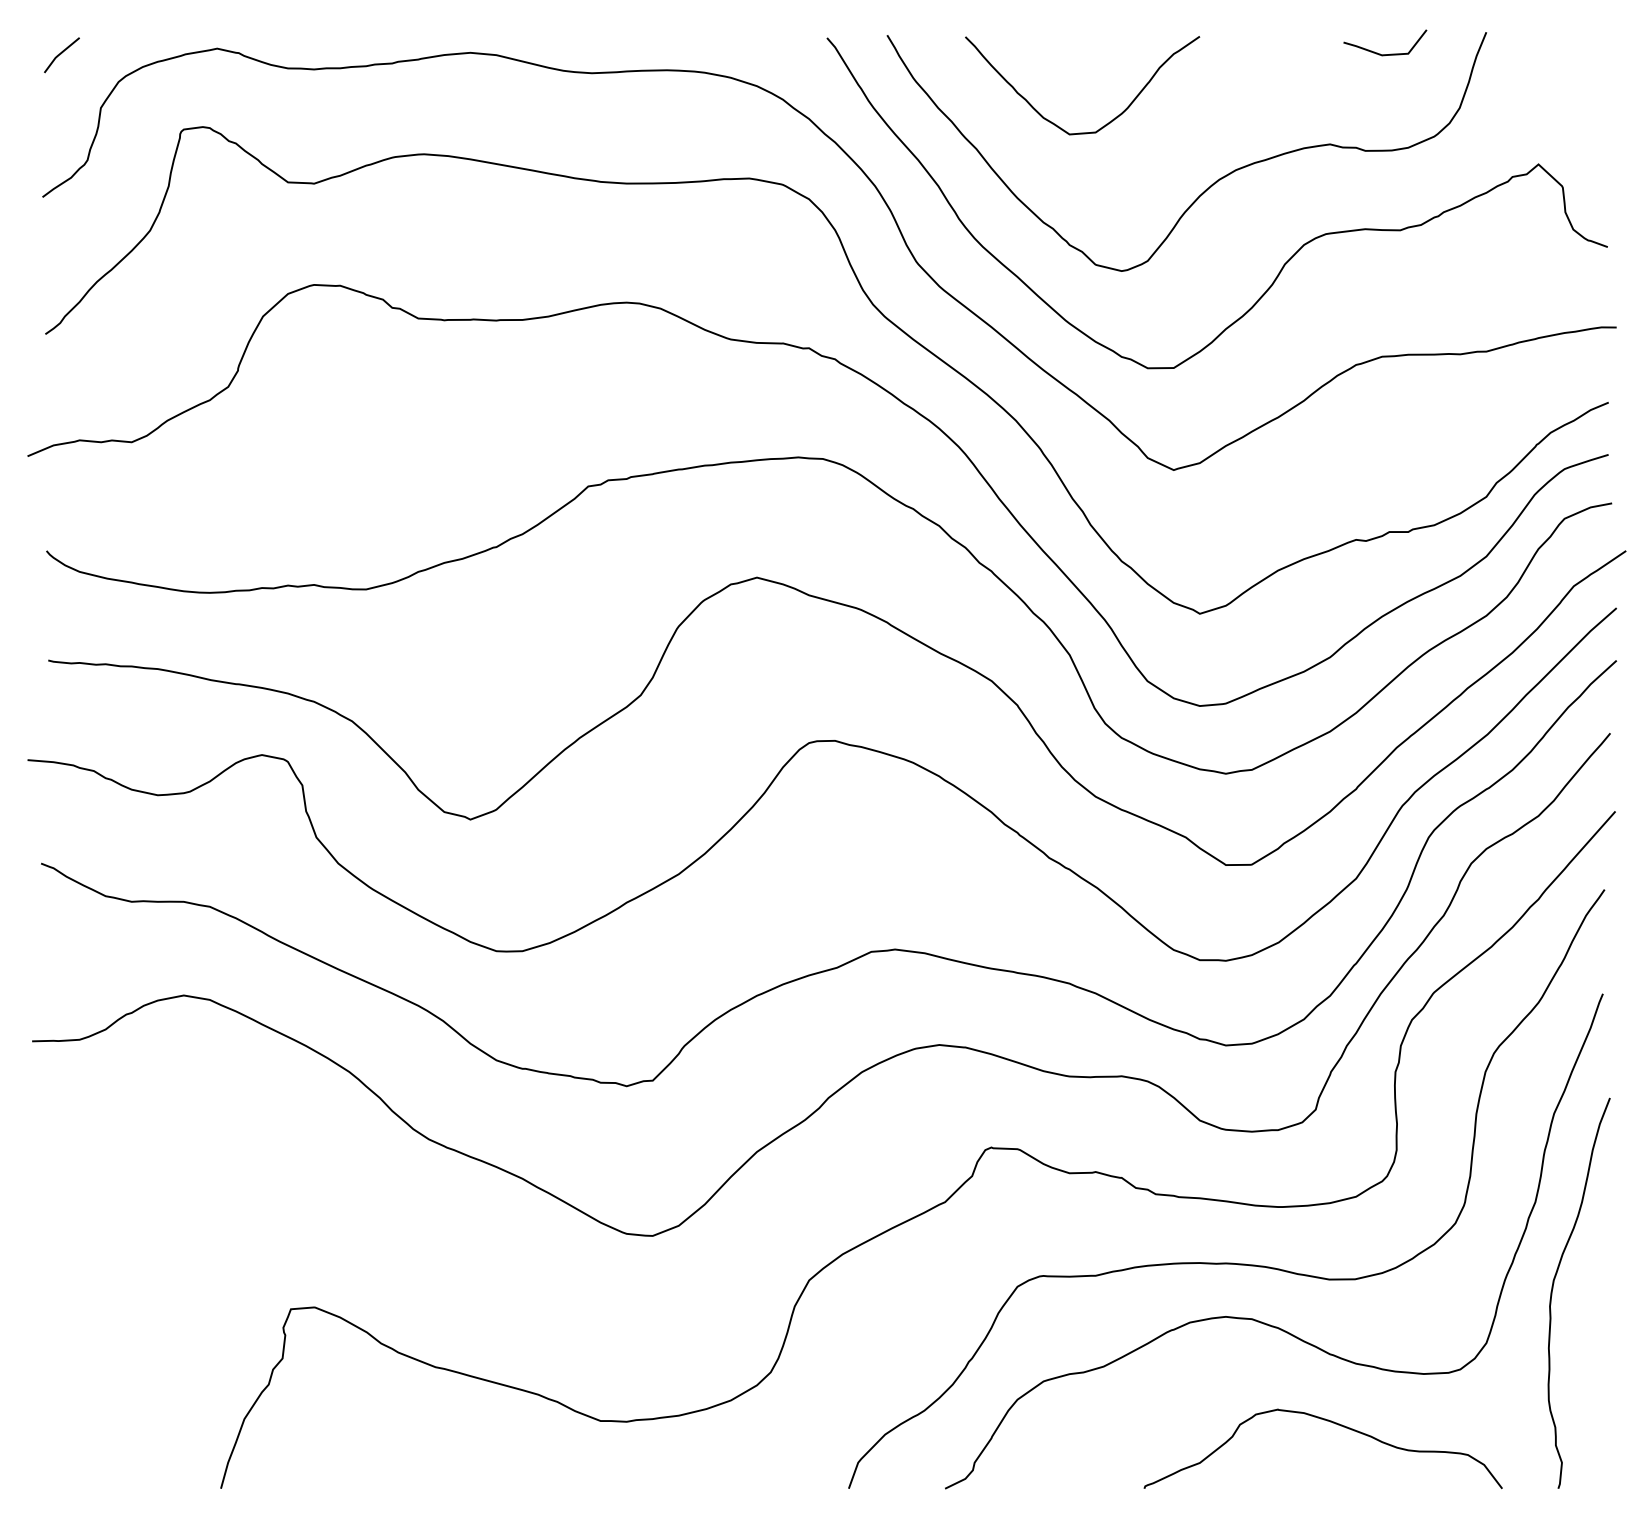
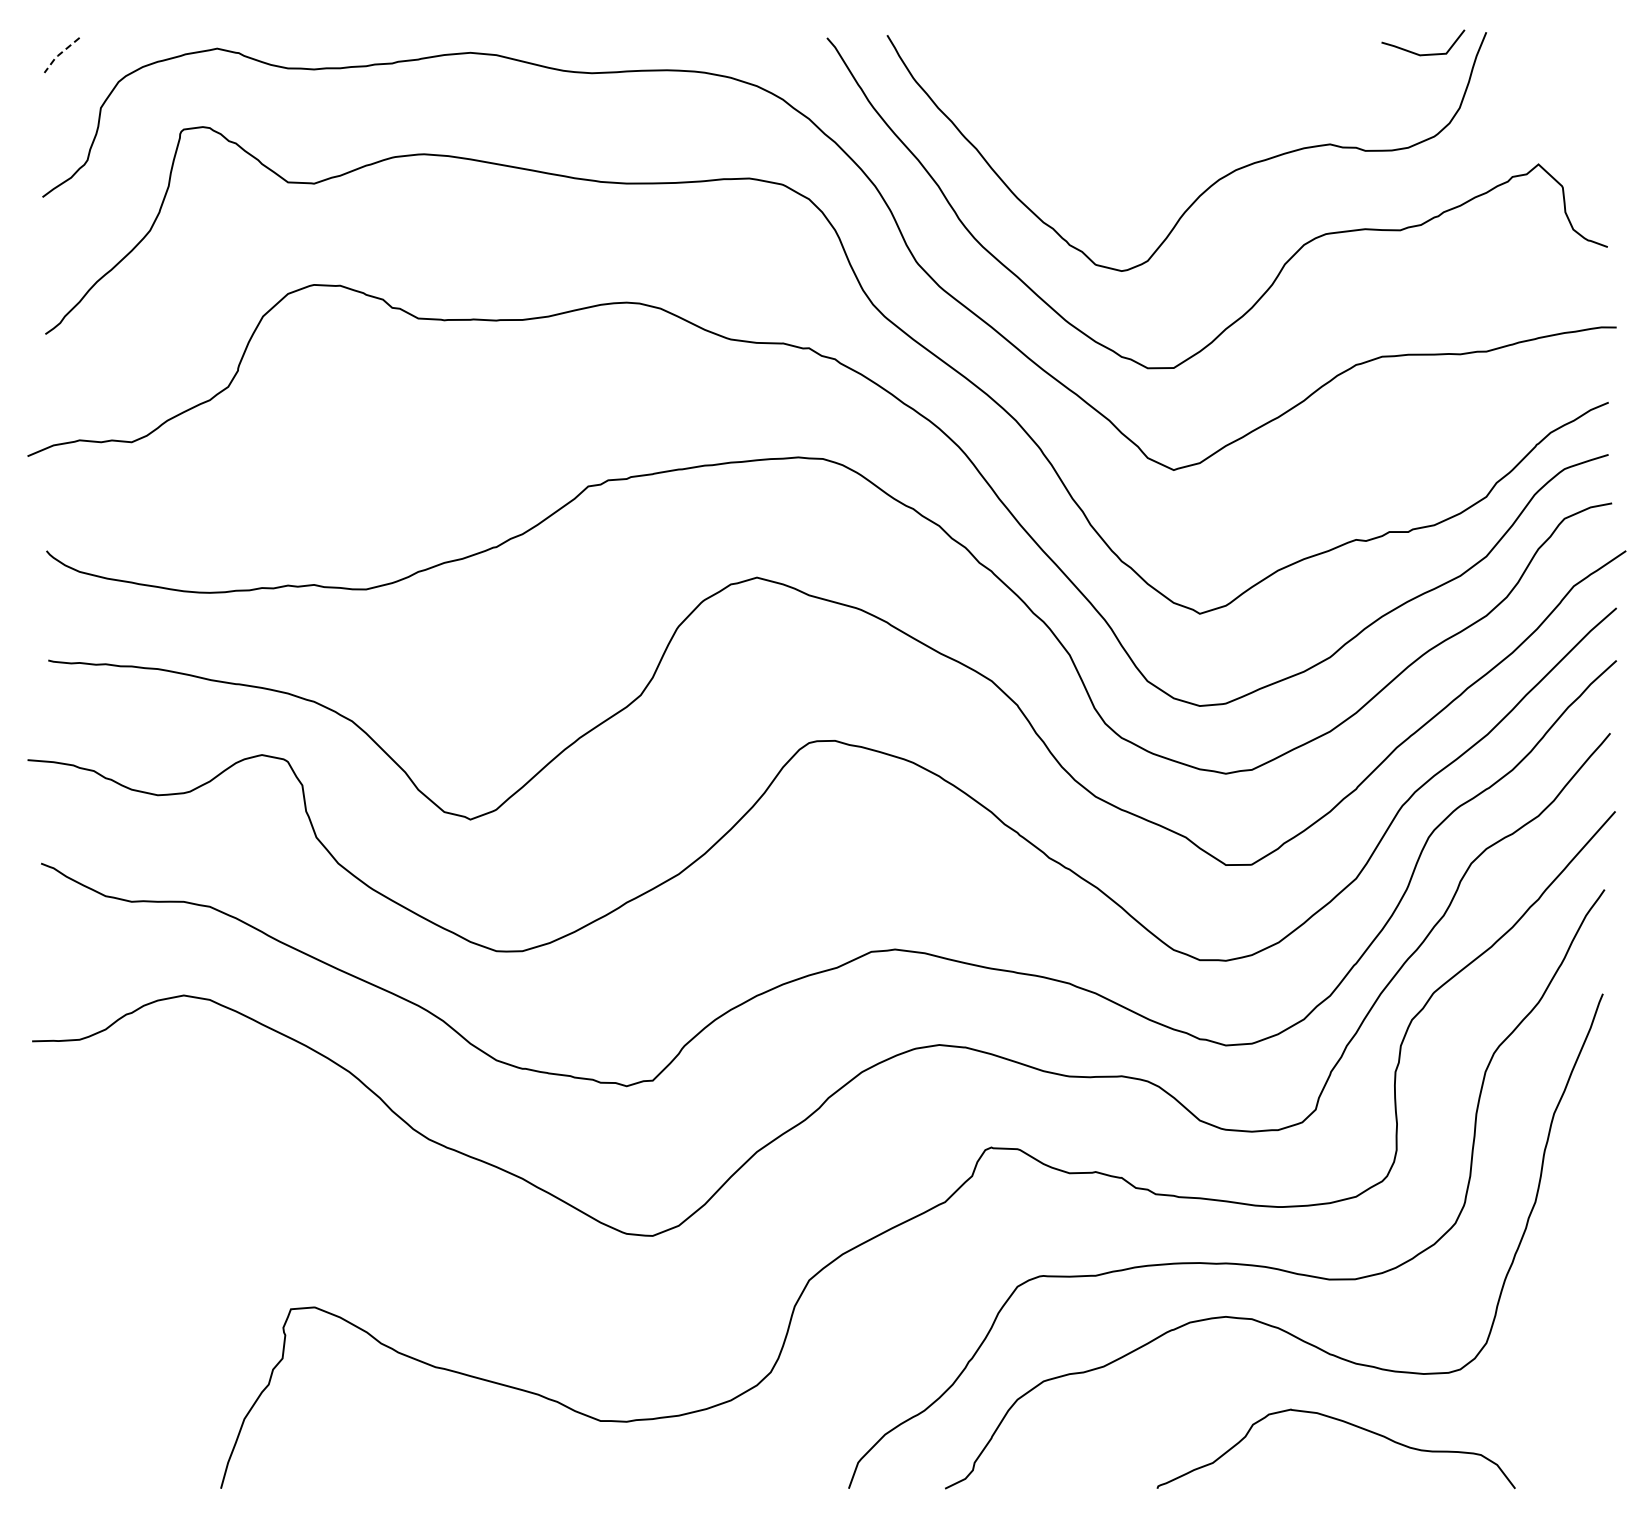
line: solid -> dashed (59, 54)
curve position: (1385, 54) -> (1423, 54) (1423, 54)
curve: present -> none (1106, 123)
curve: present -> none (1553, 1289)
curve position: (1330, 1422) -> (1343, 1422) (1343, 1422)
